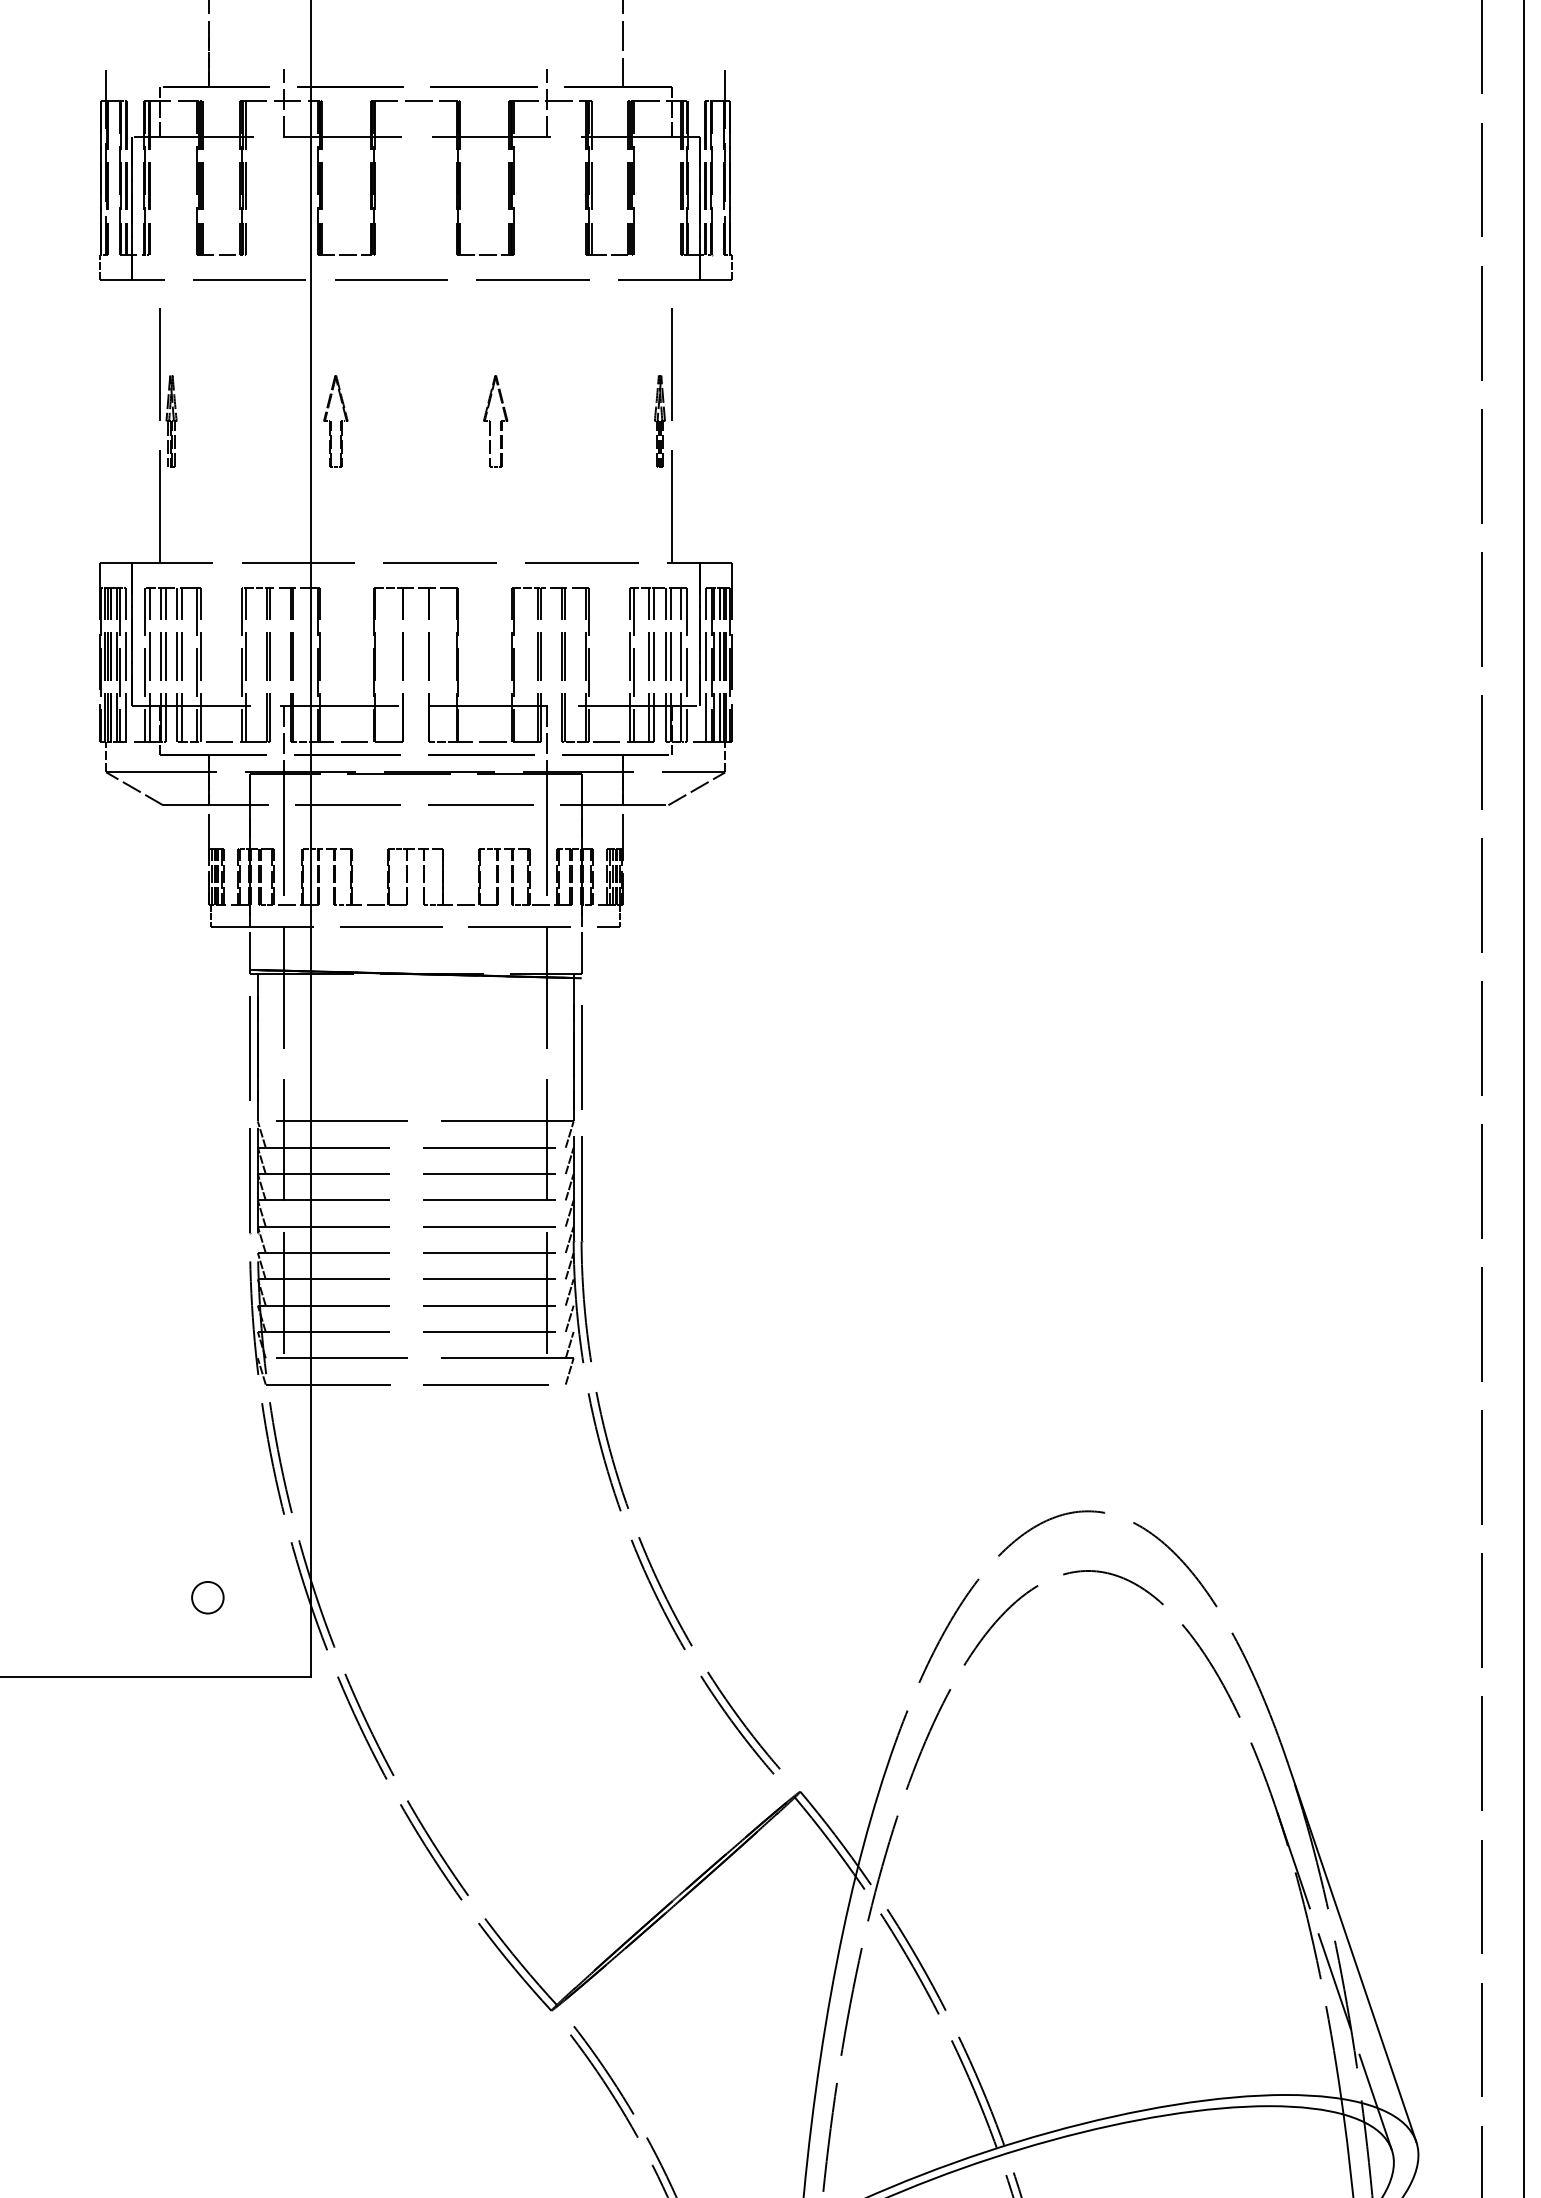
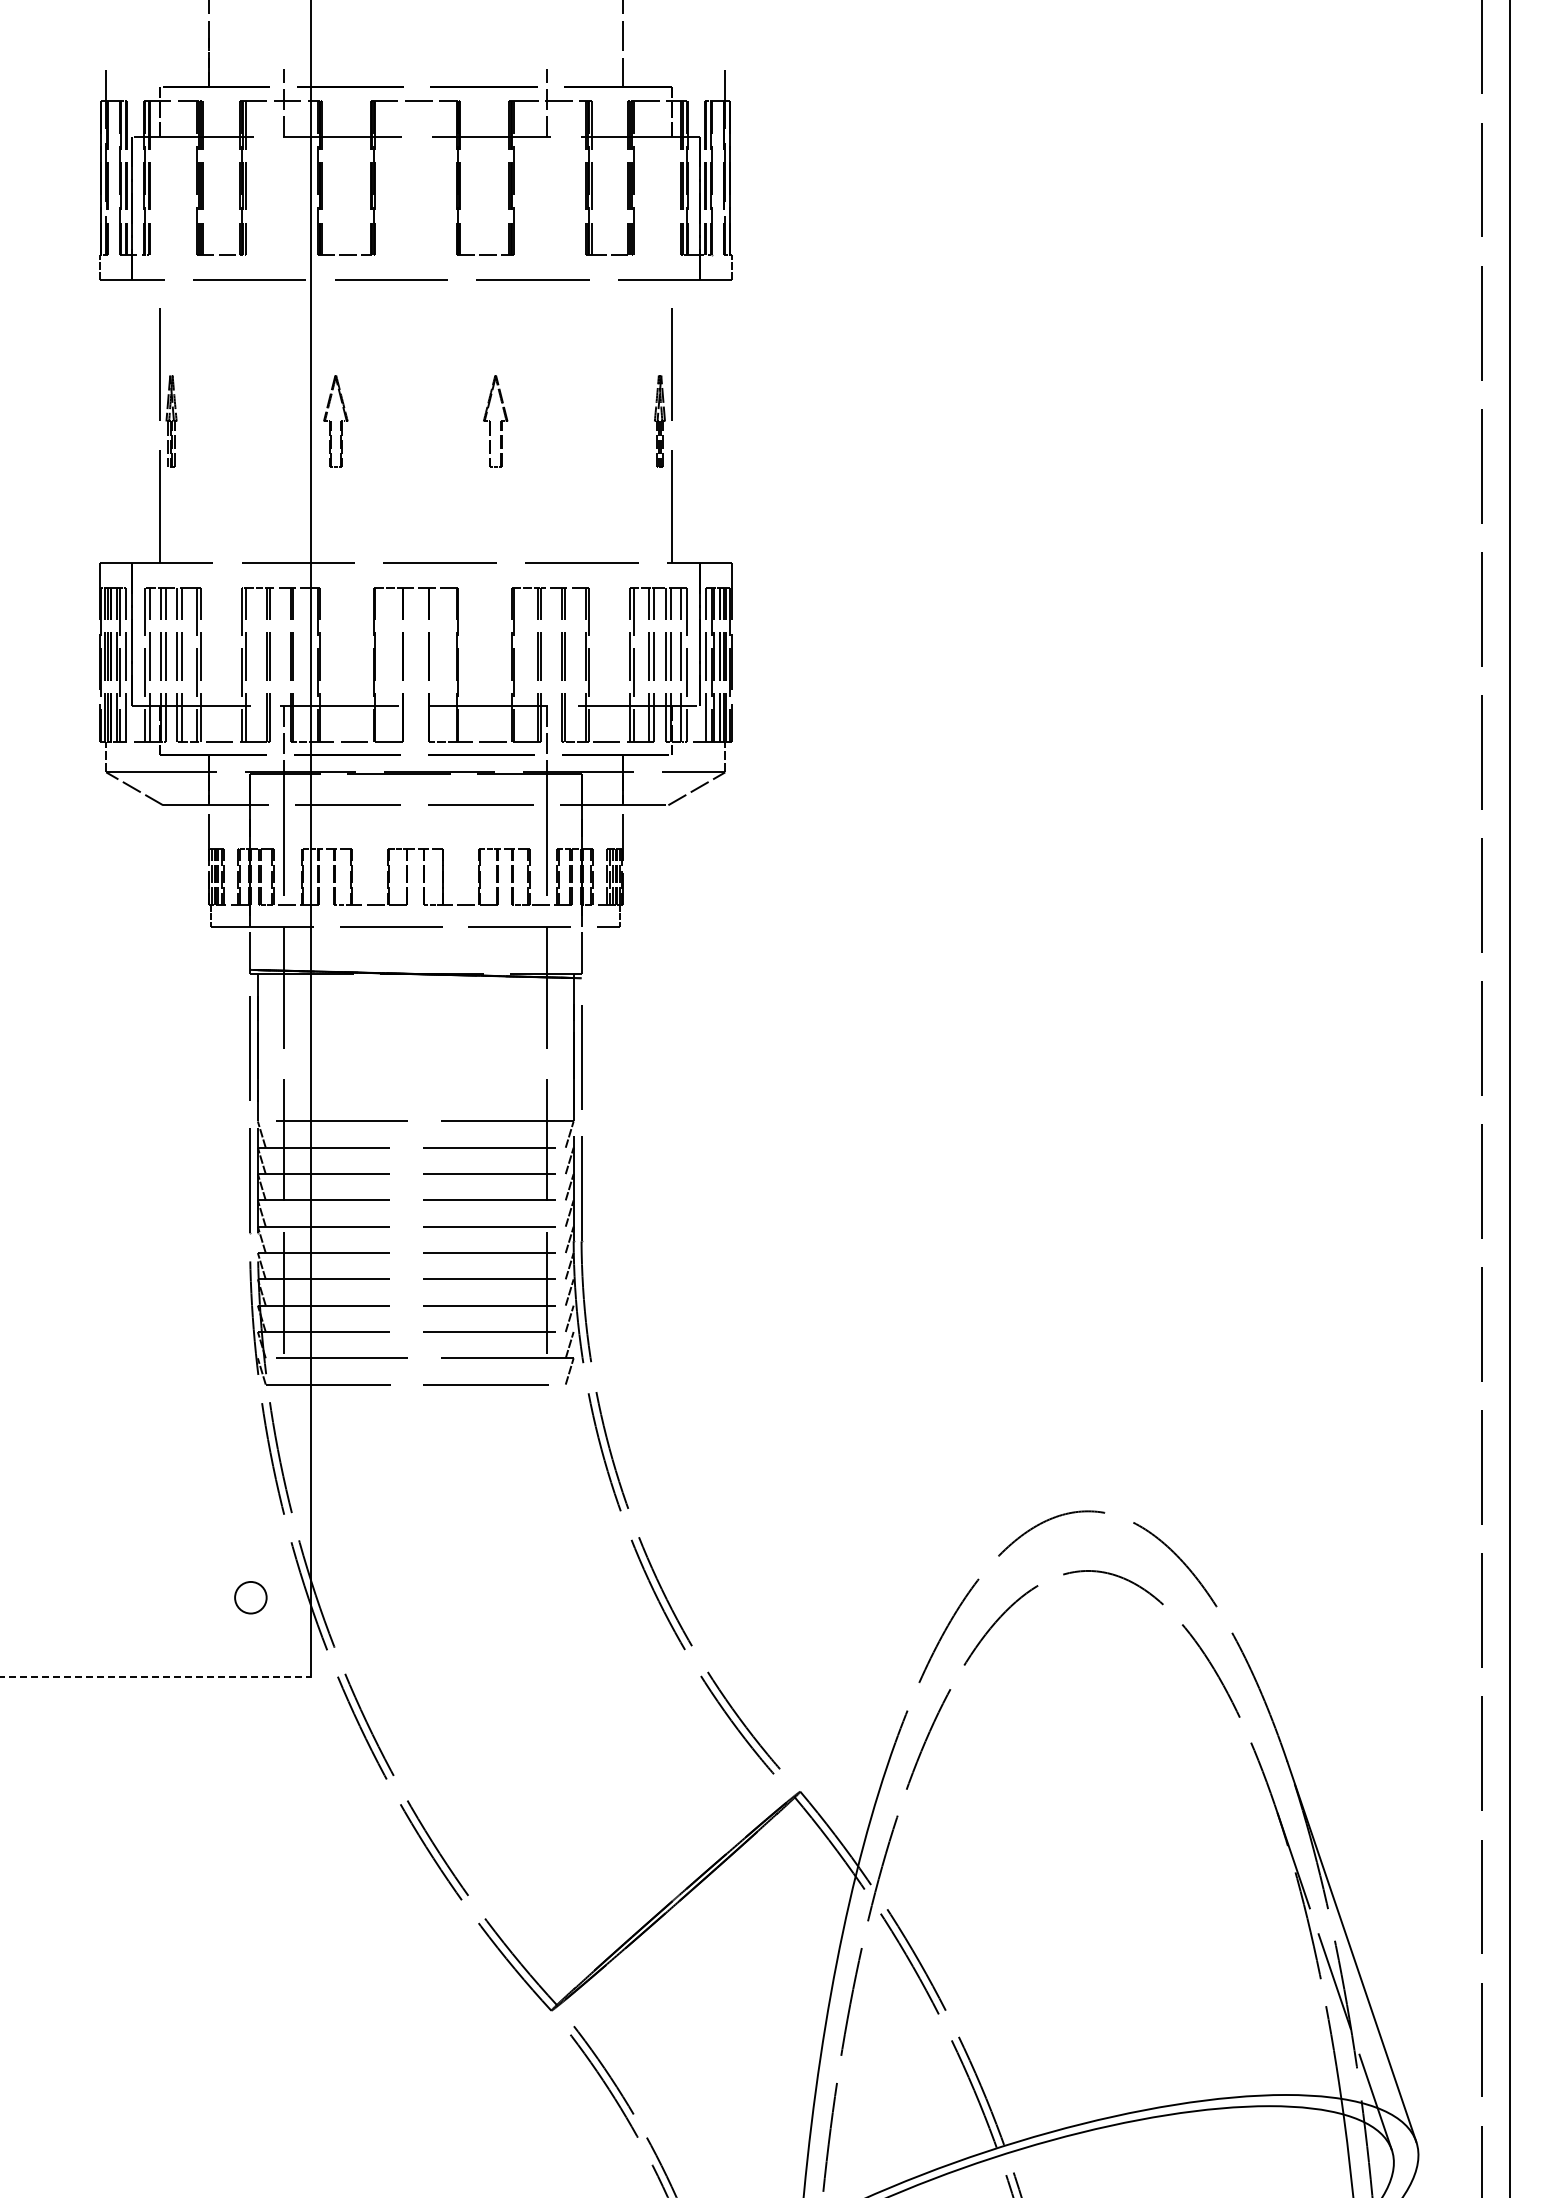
line position: (1523, 1098) -> (1509, 1098) (1509, 1098)
circle position: (207, 1597) -> (250, 1597) (250, 1597)
line: solid -> dashed (155, 1676)
